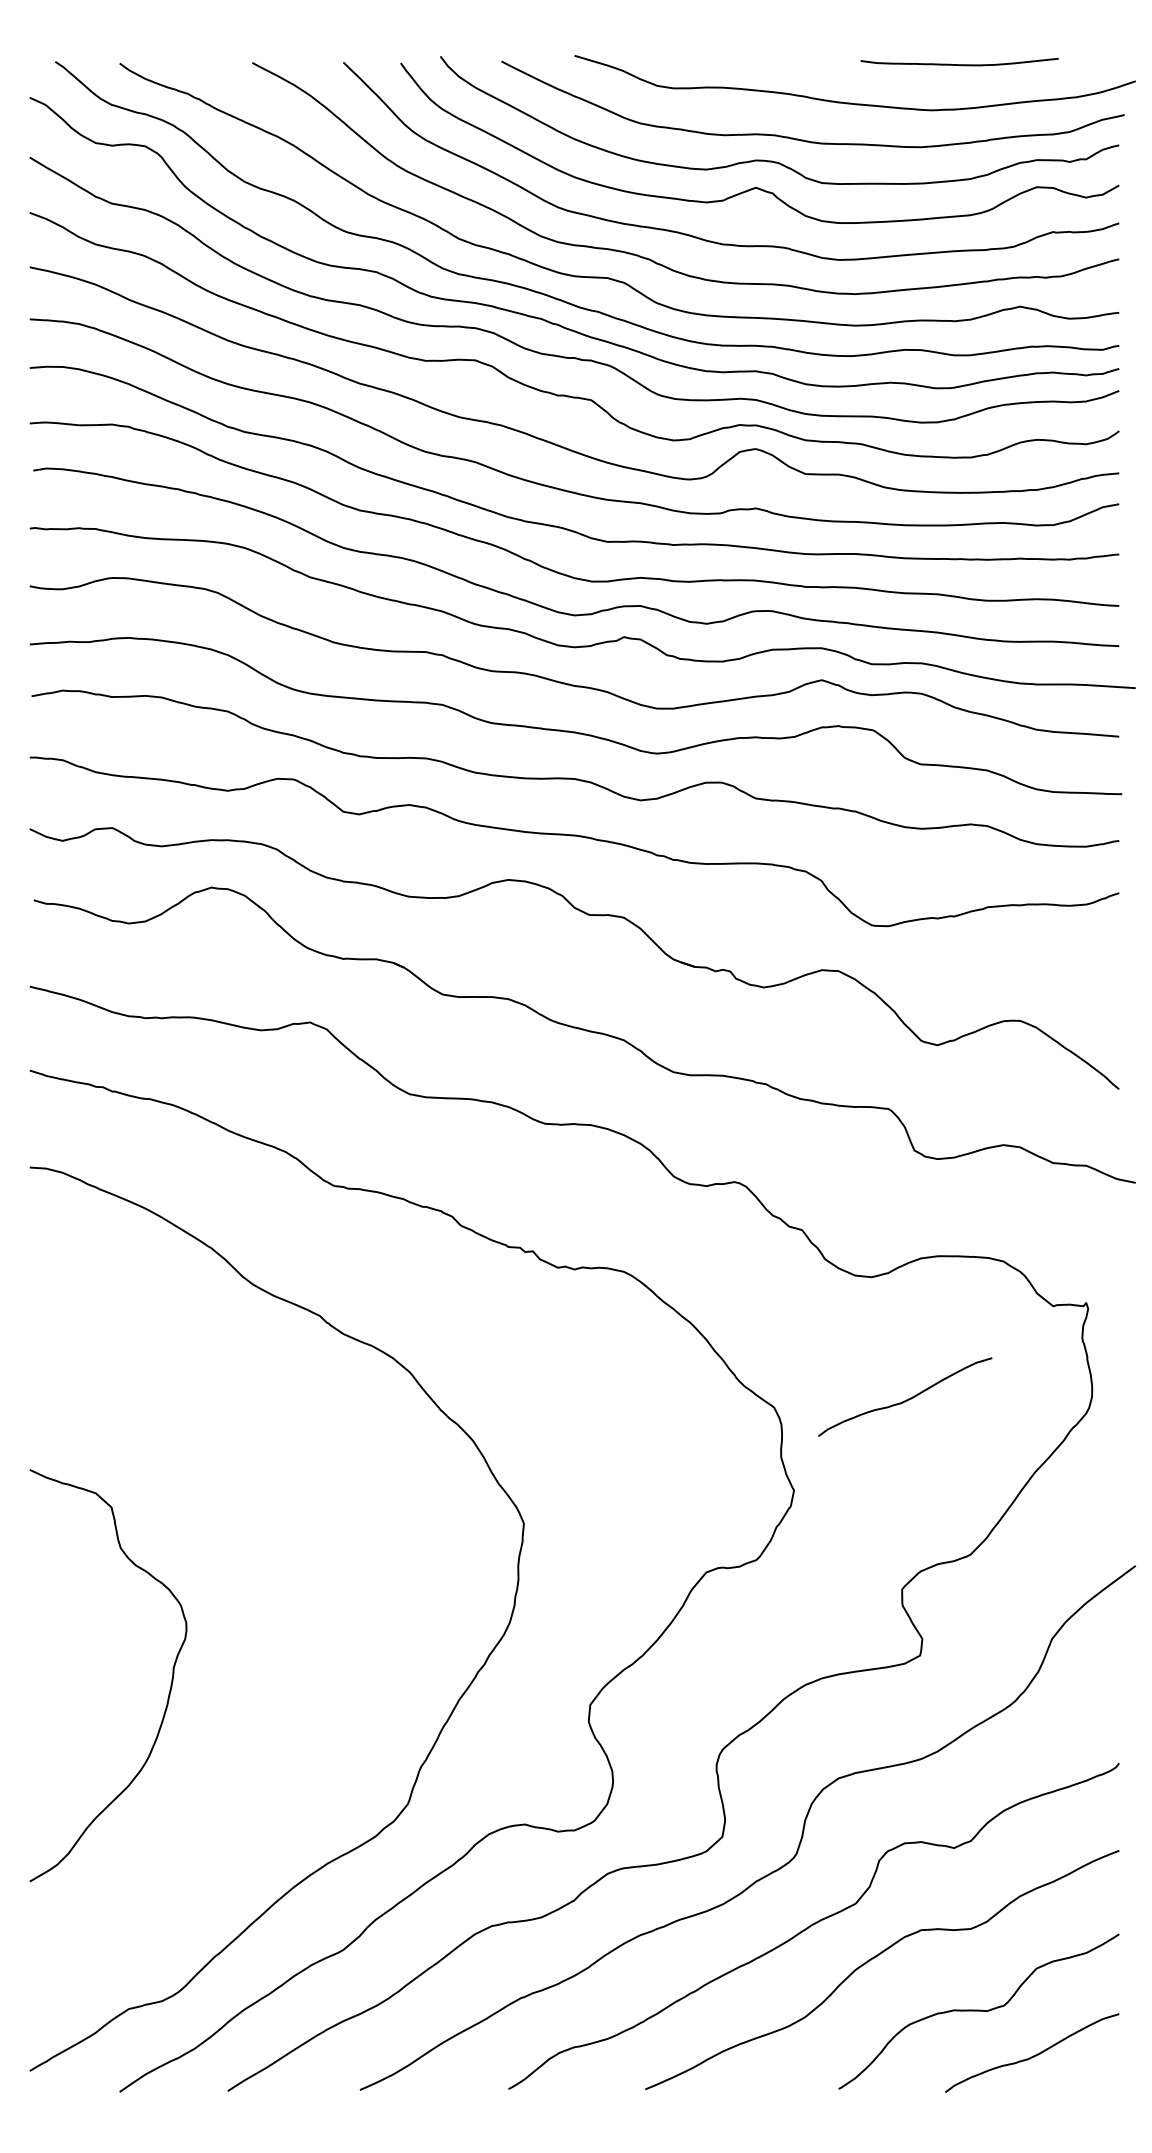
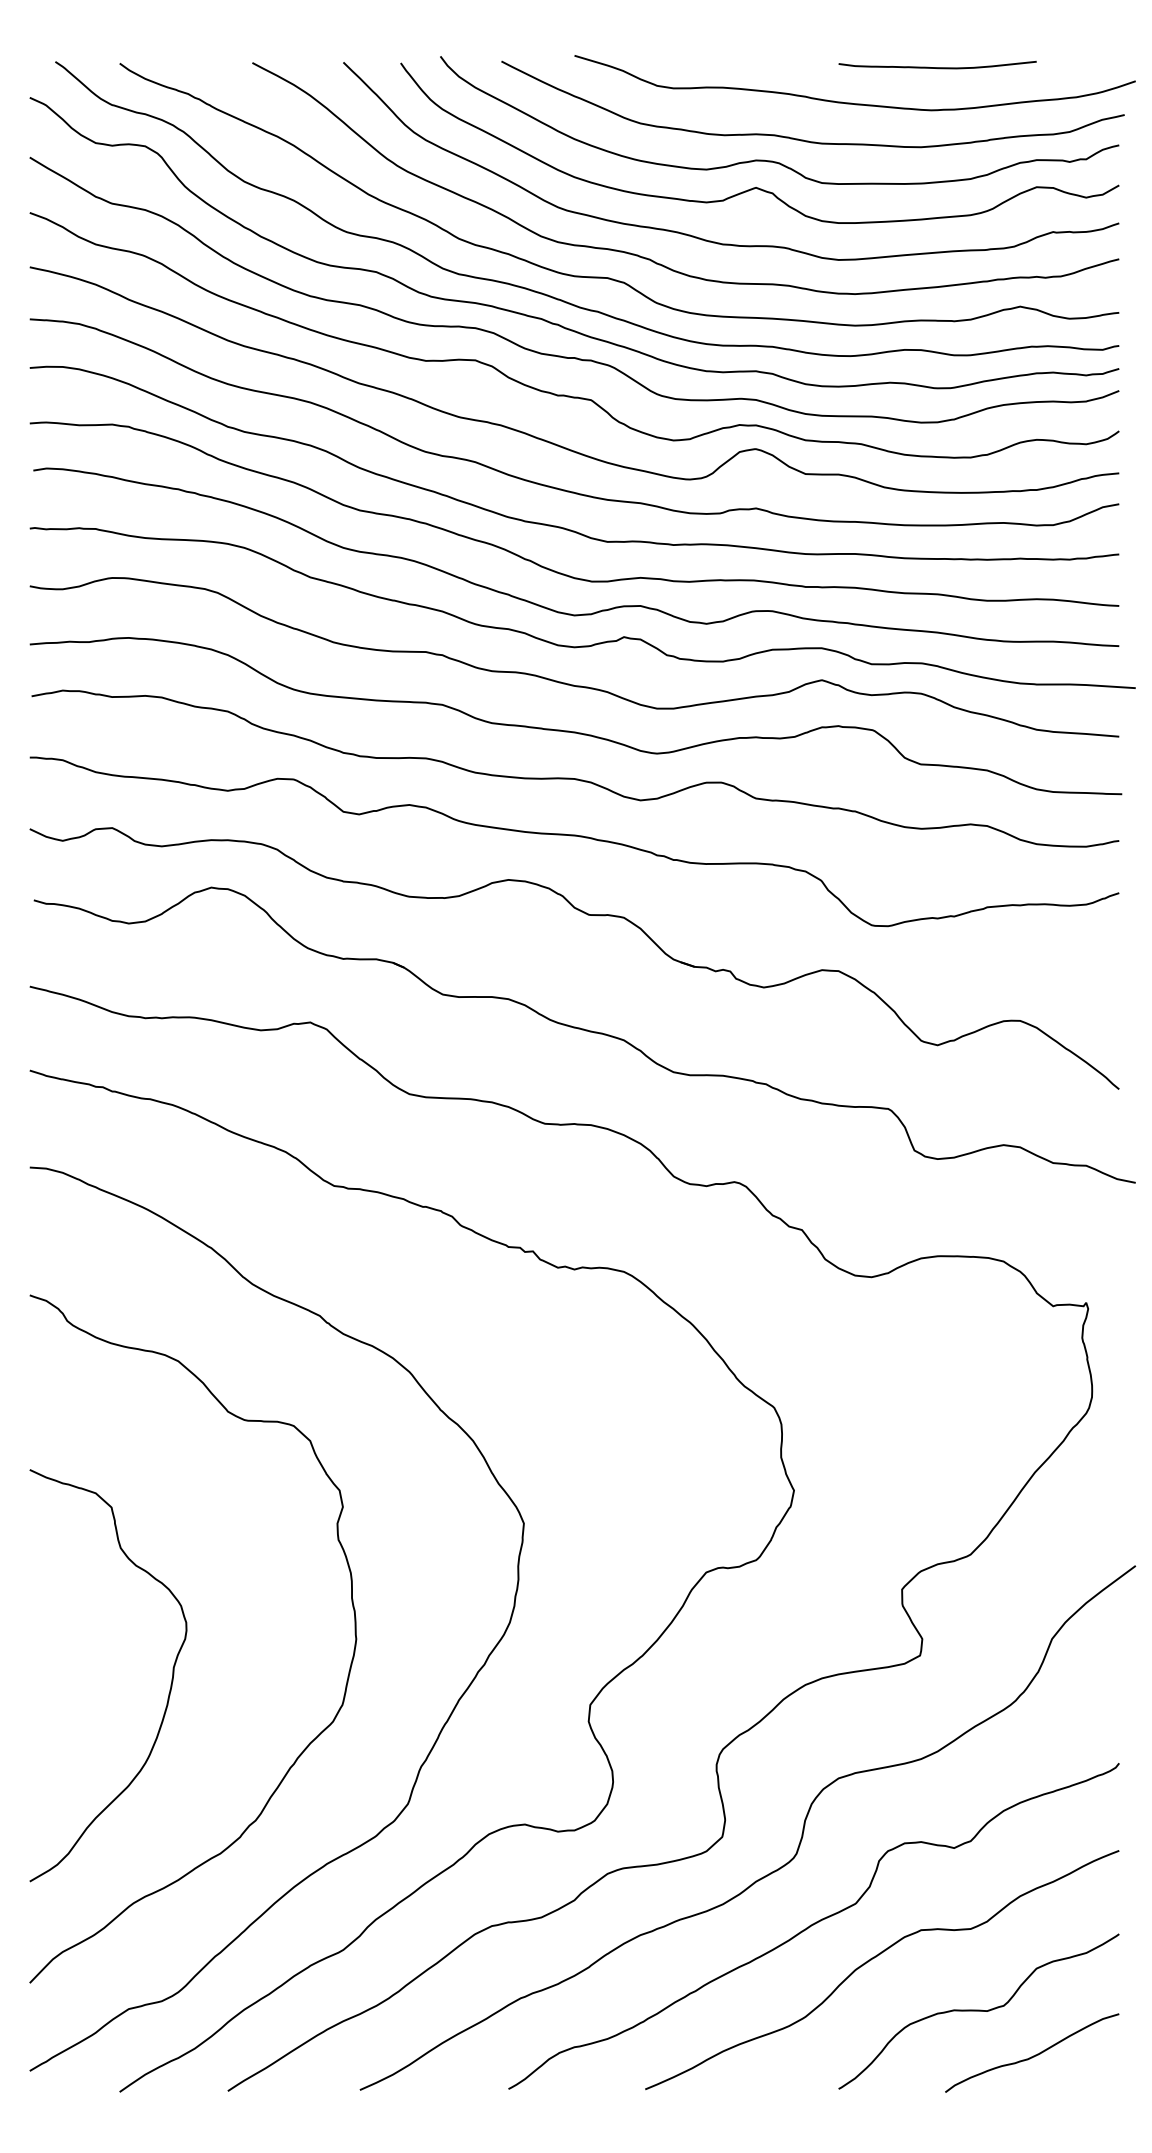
curve position: (959, 64) -> (937, 67) (937, 67)
curve: present -> none (906, 1399)
curve: none -> present (309, 1742)
